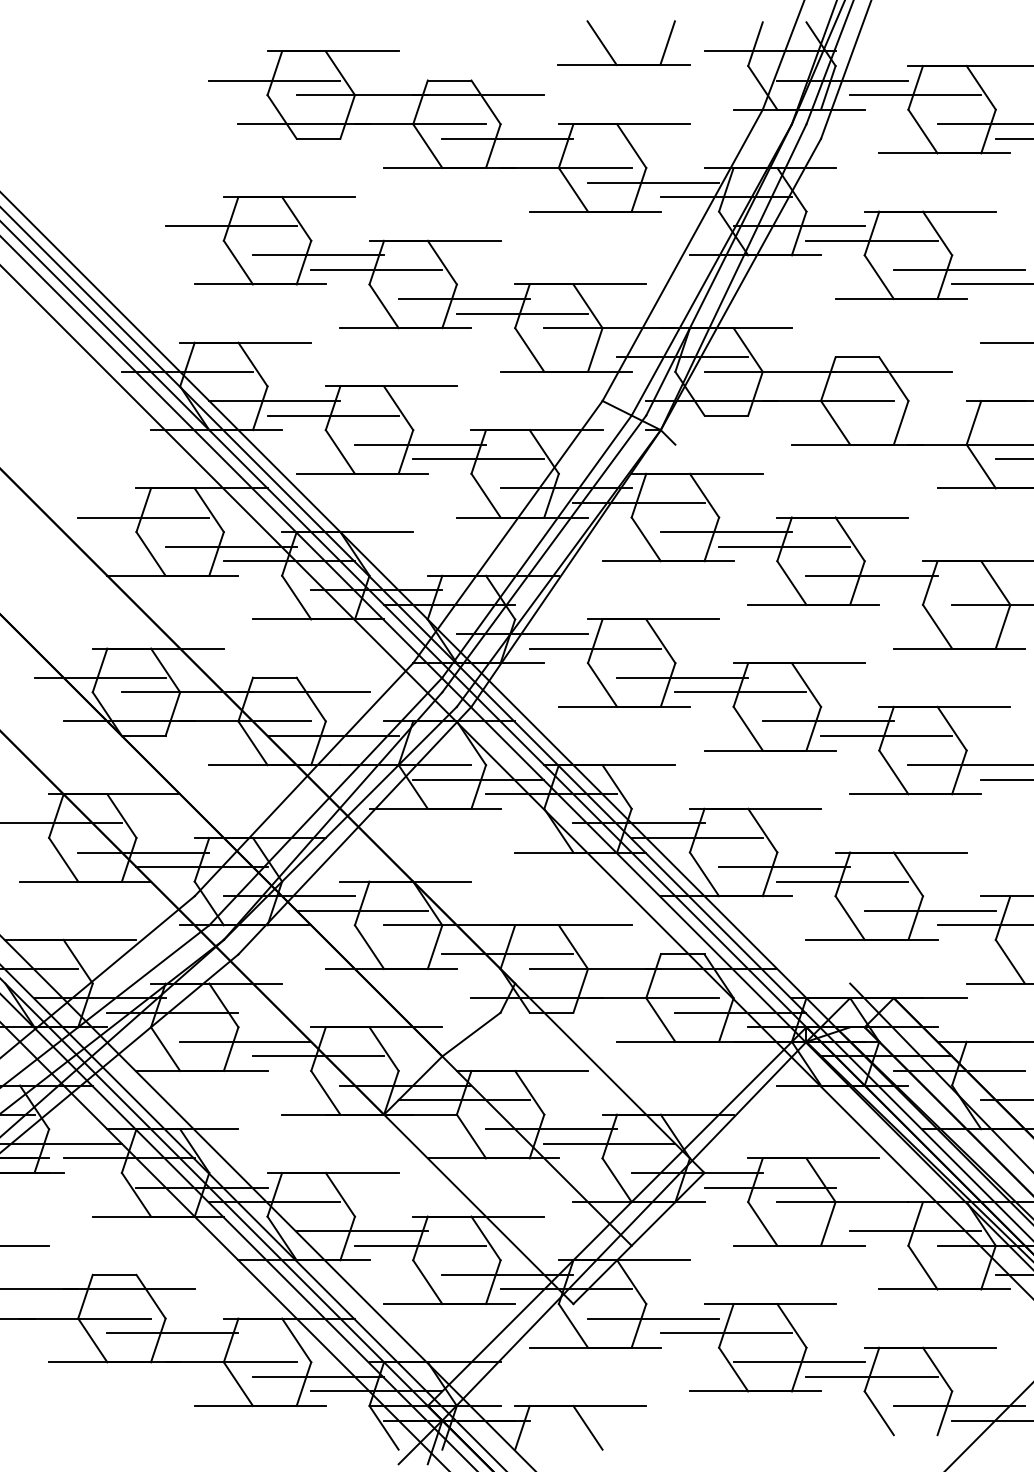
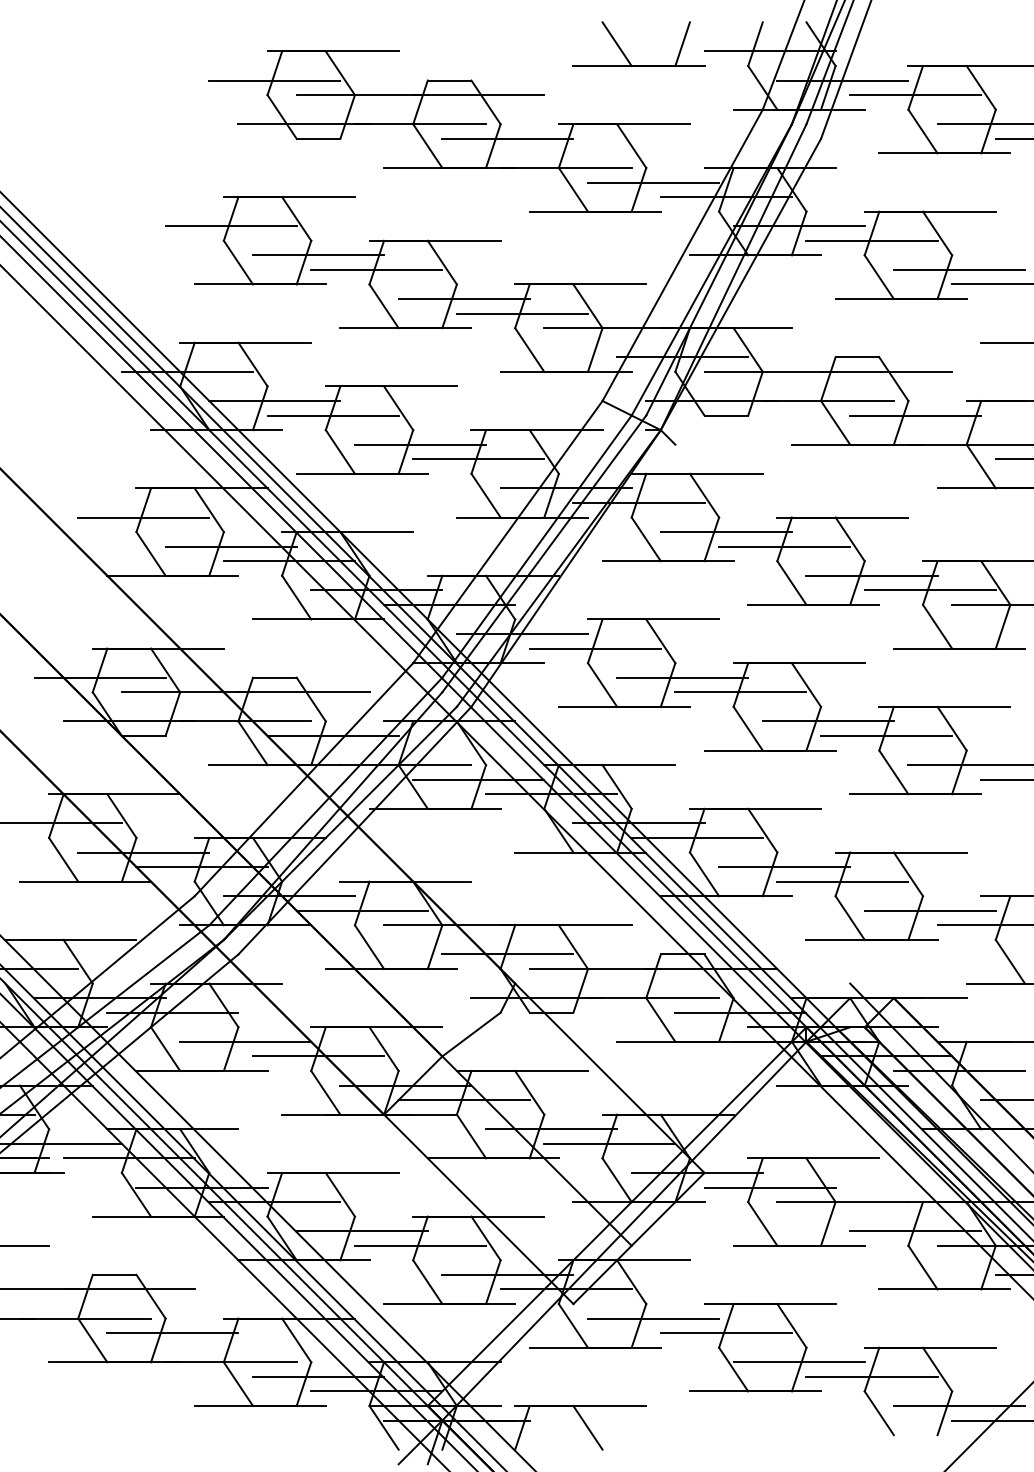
part position: (610, 53) -> (625, 54) (625, 54)
line: none -> present (915, 415)
line: none -> present (929, 590)
